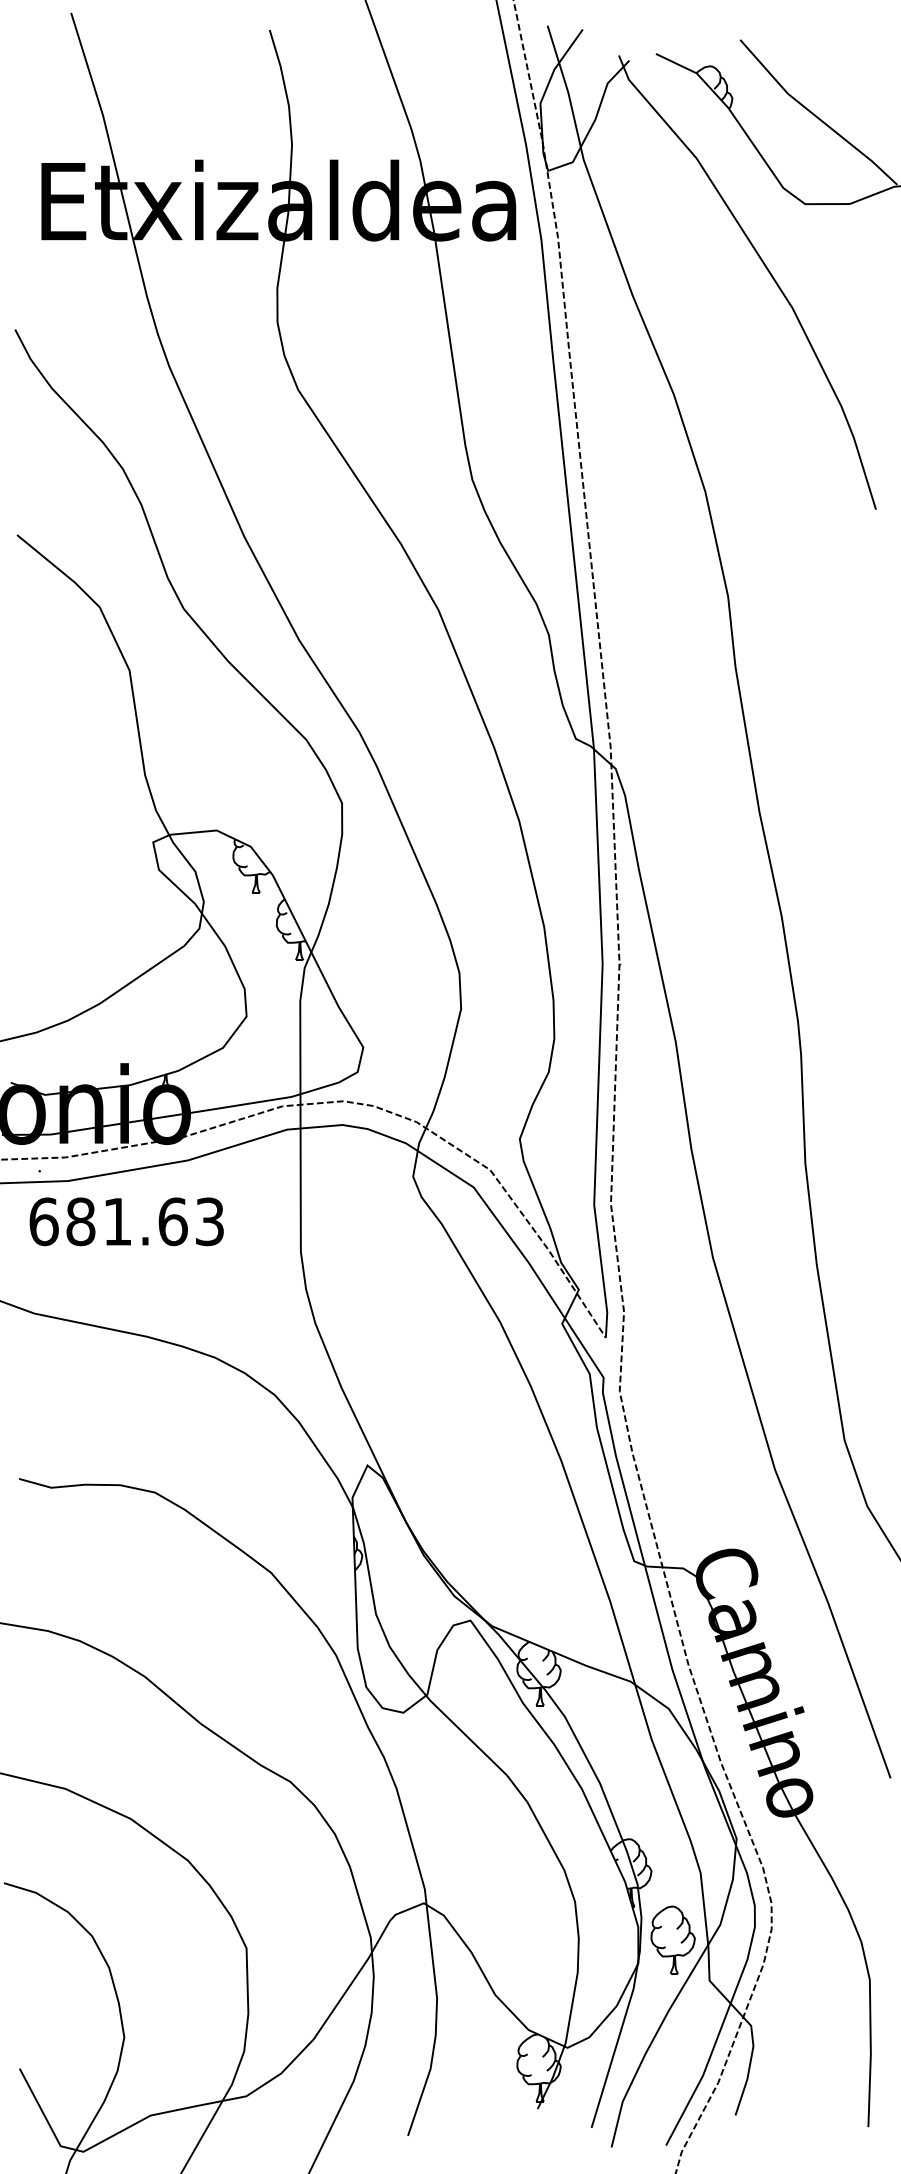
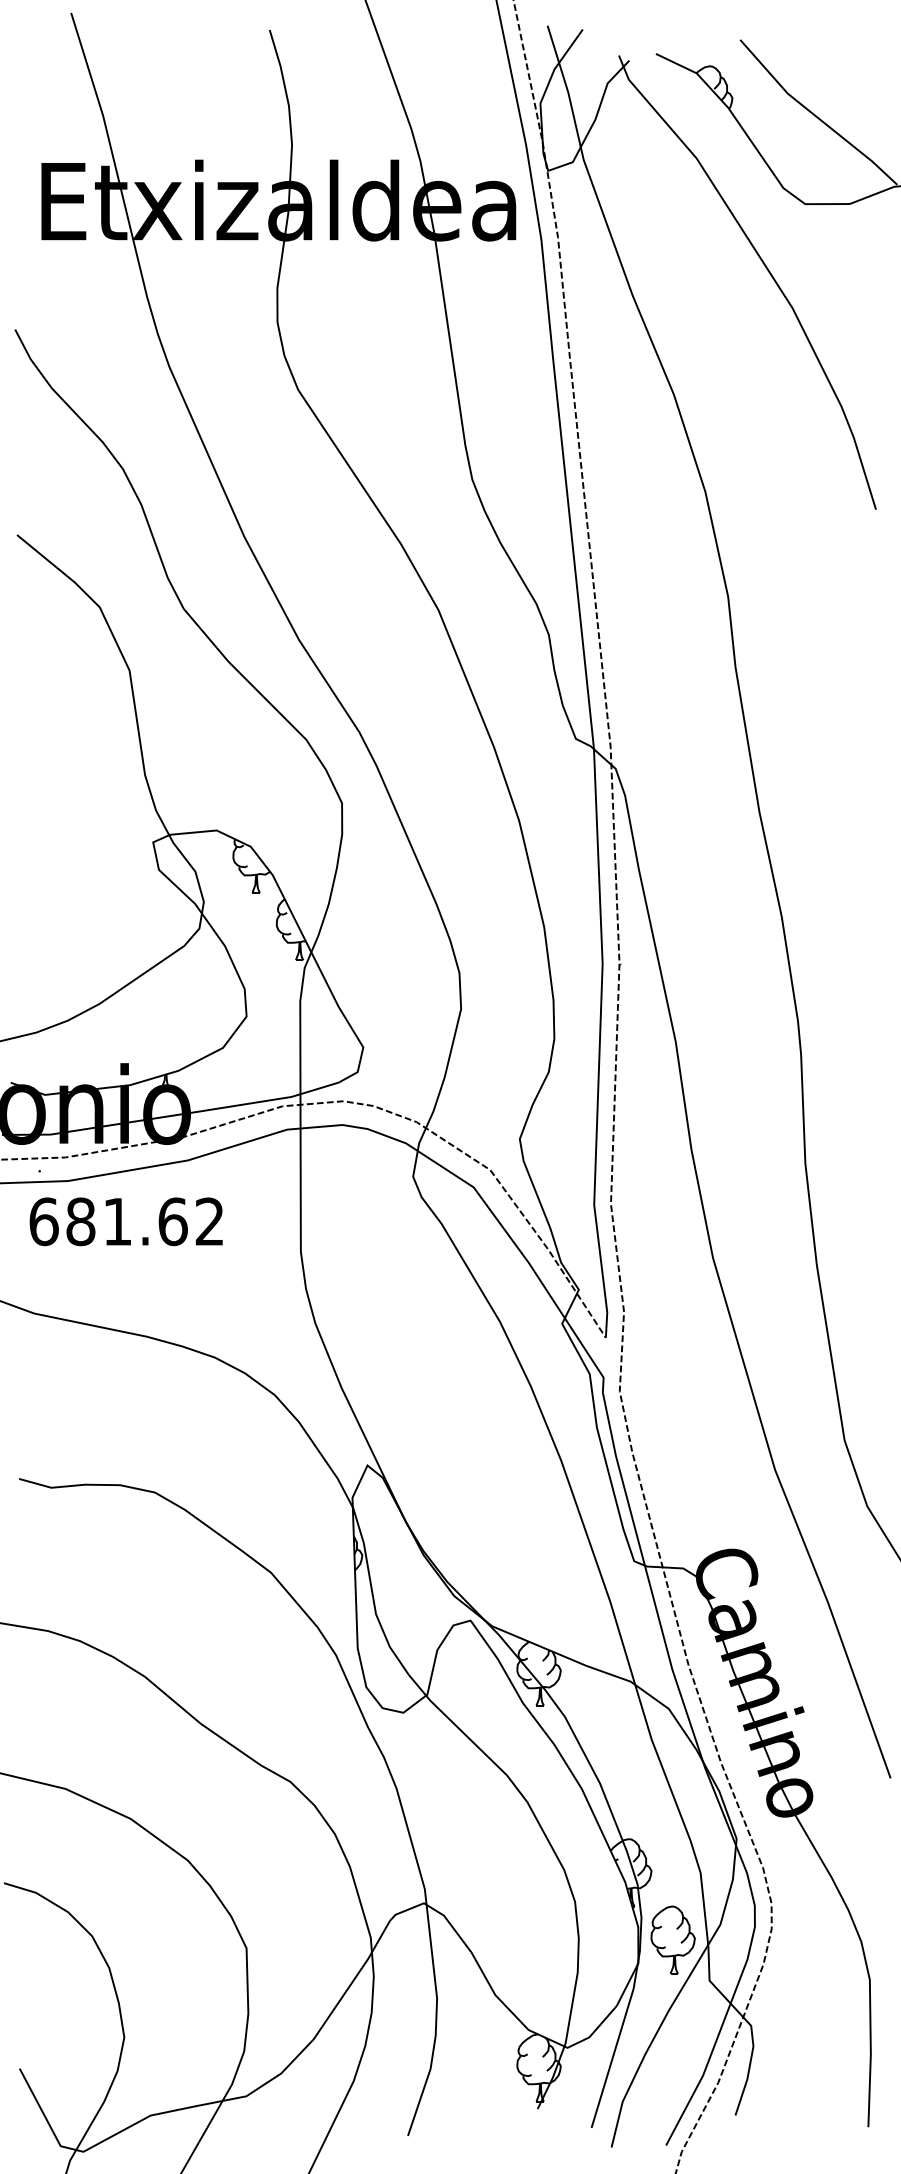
text: 681.63 -> 681.62 (209, 1221)
